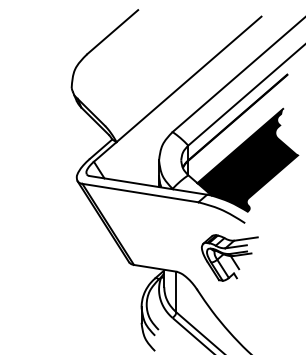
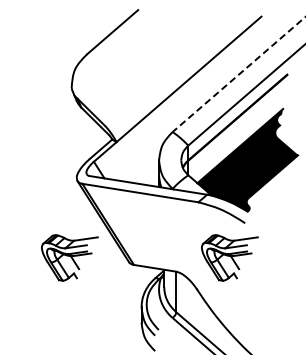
line: solid -> dashed (239, 74)
part: none -> present (69, 257)
